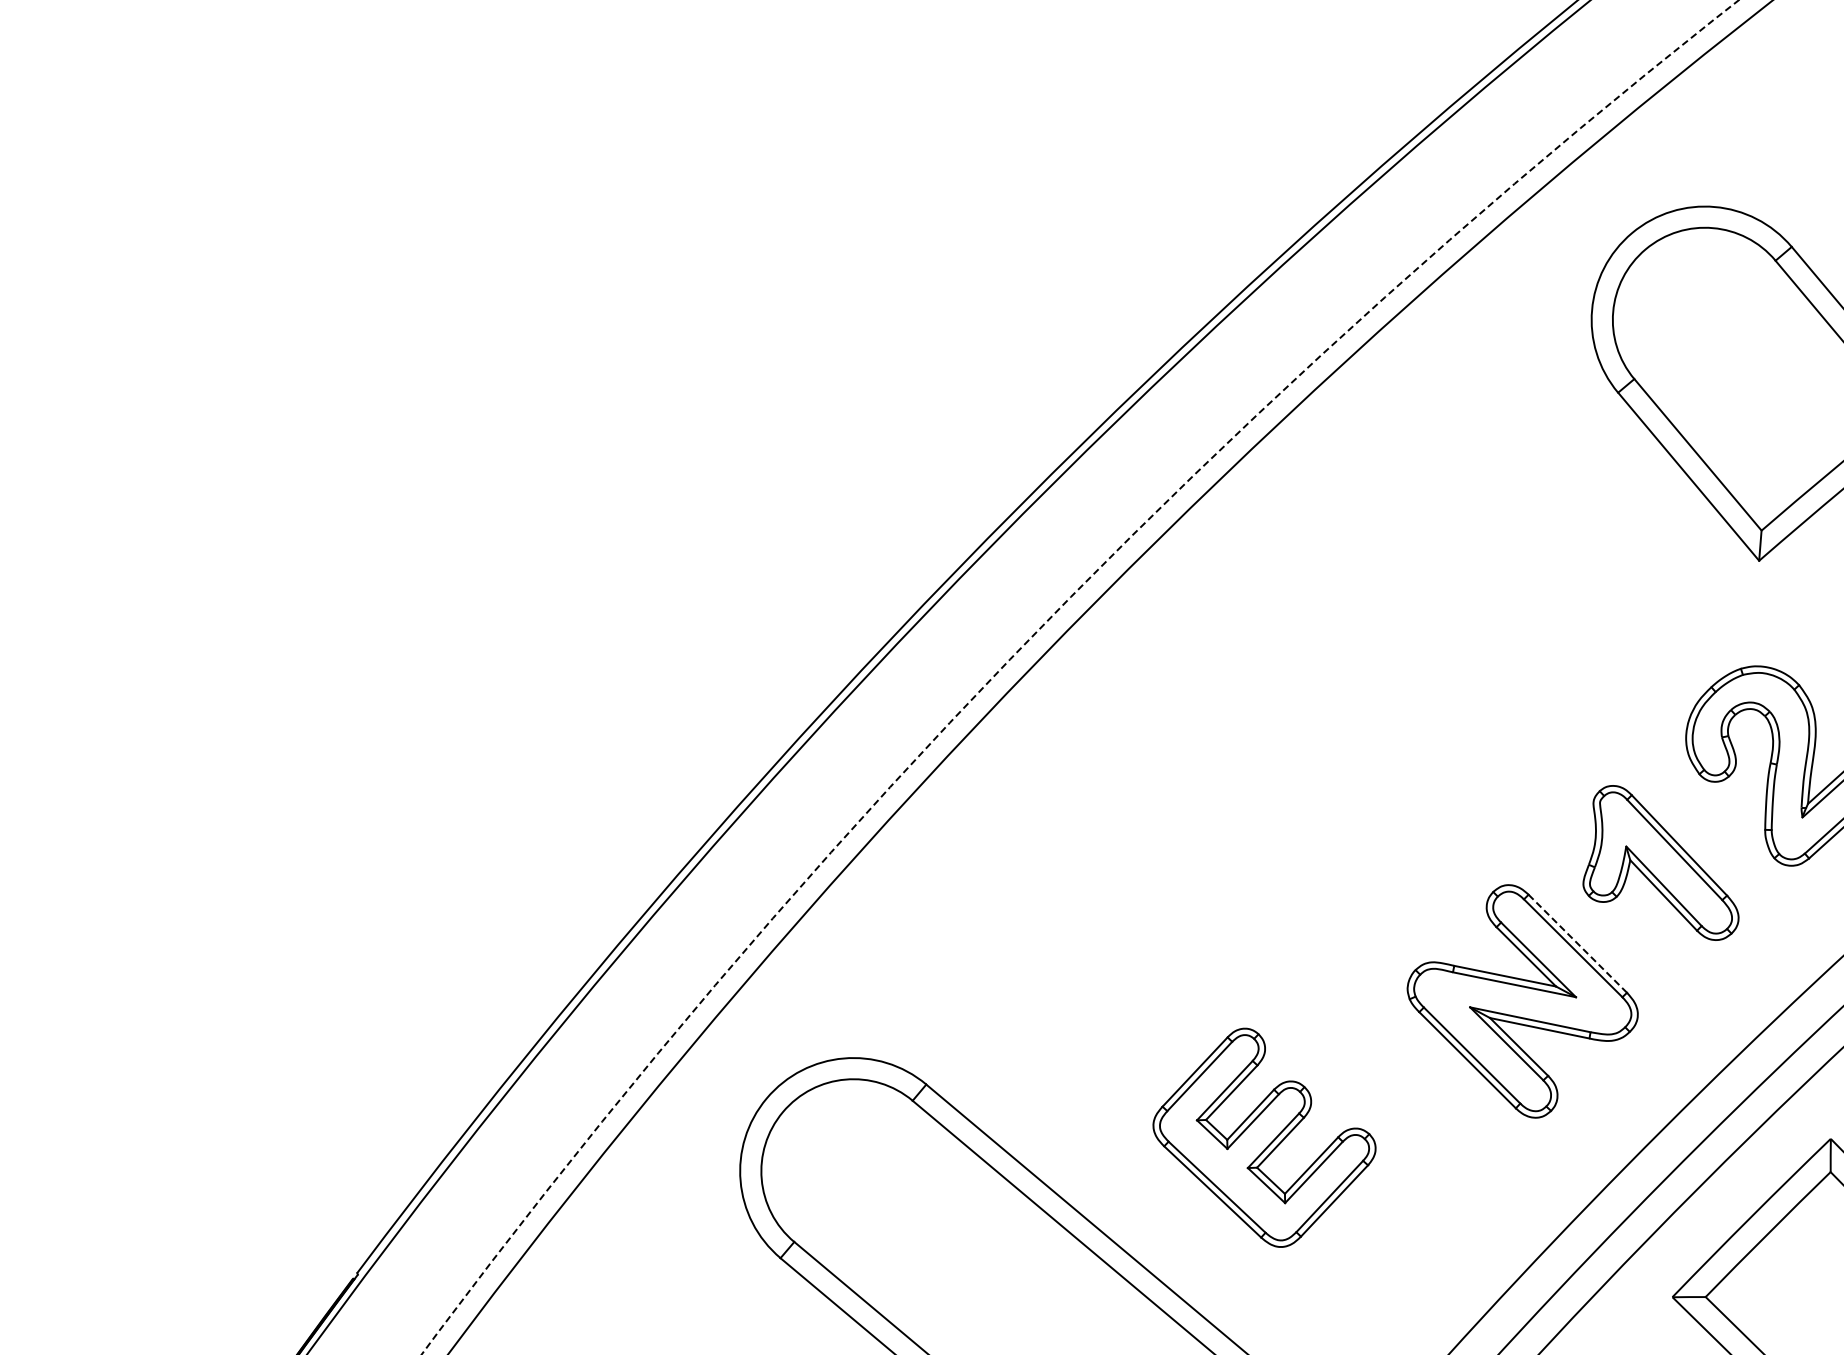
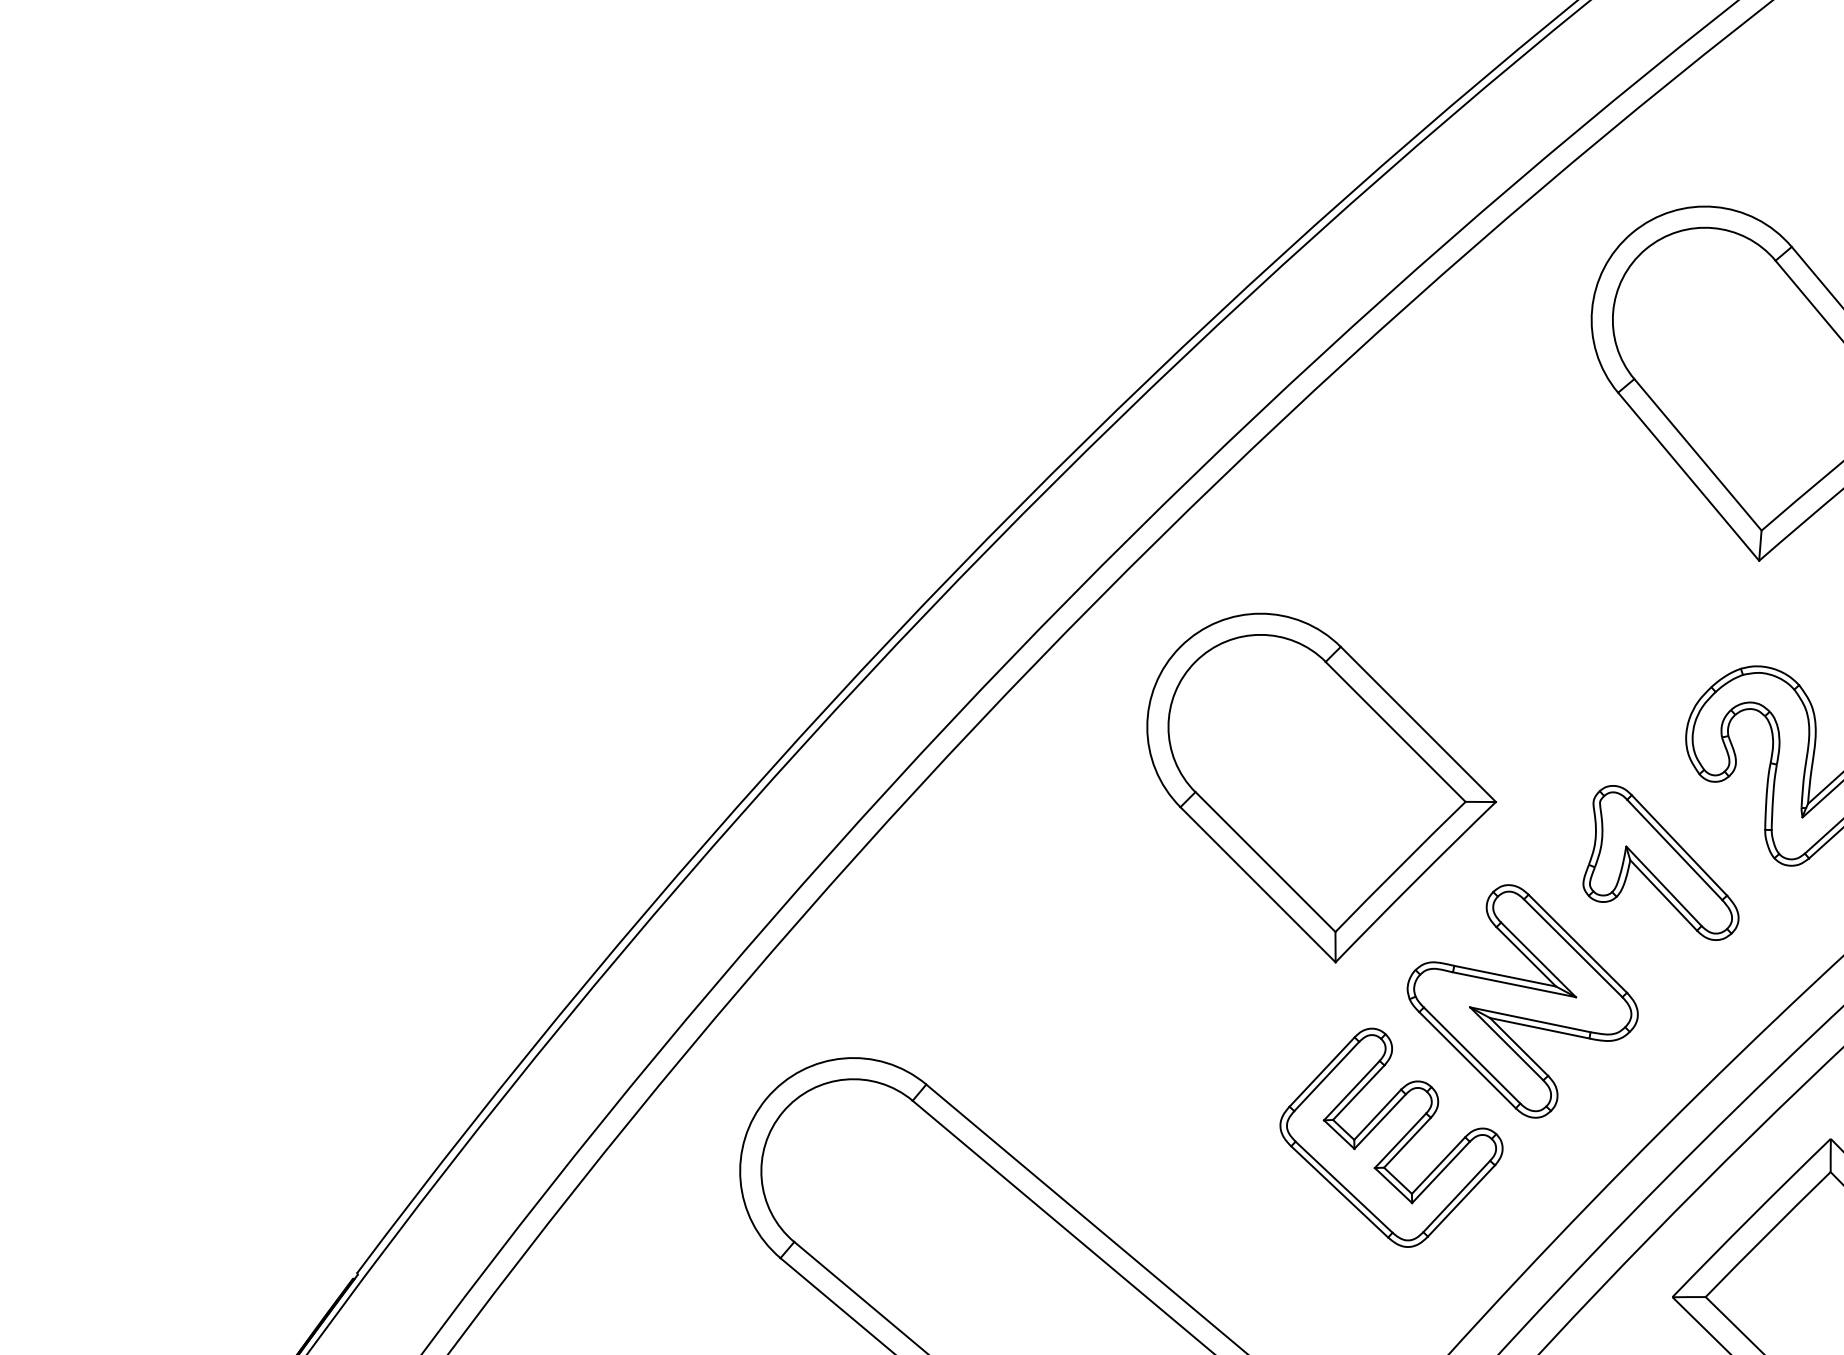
arc: dashed -> solid (1034, 633)
part: none -> present (1321, 787)
line: dashed -> solid (1578, 944)
part position: (1264, 1137) -> (1391, 1137) (1391, 1137)
